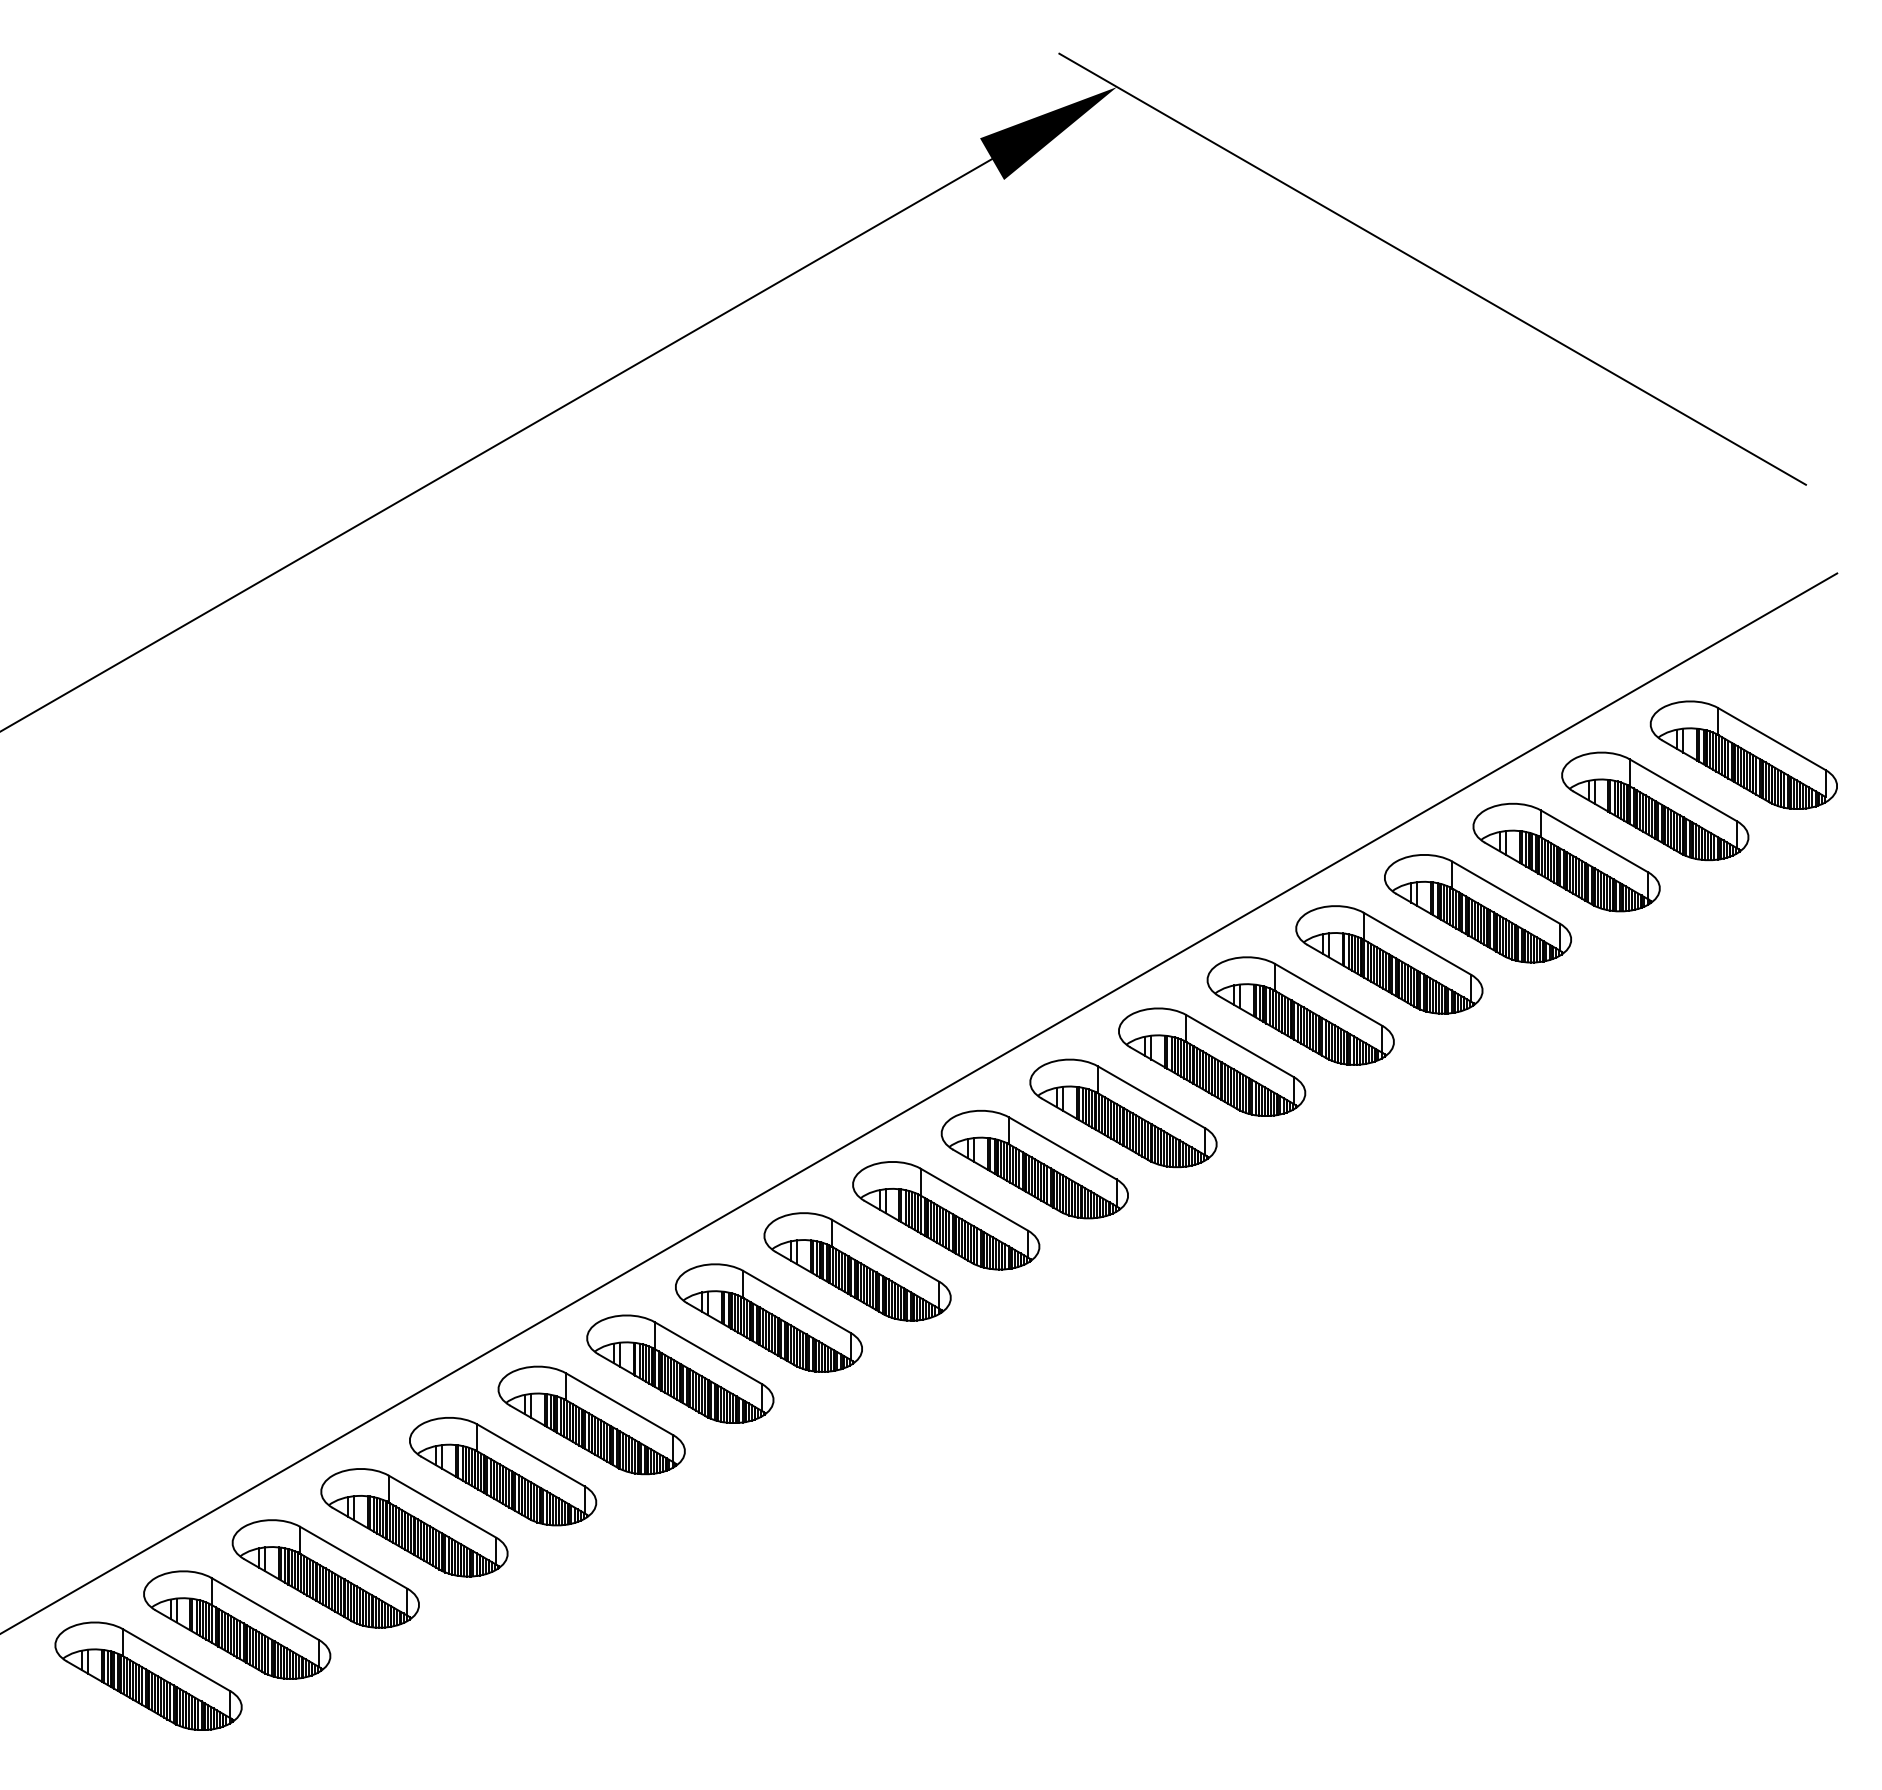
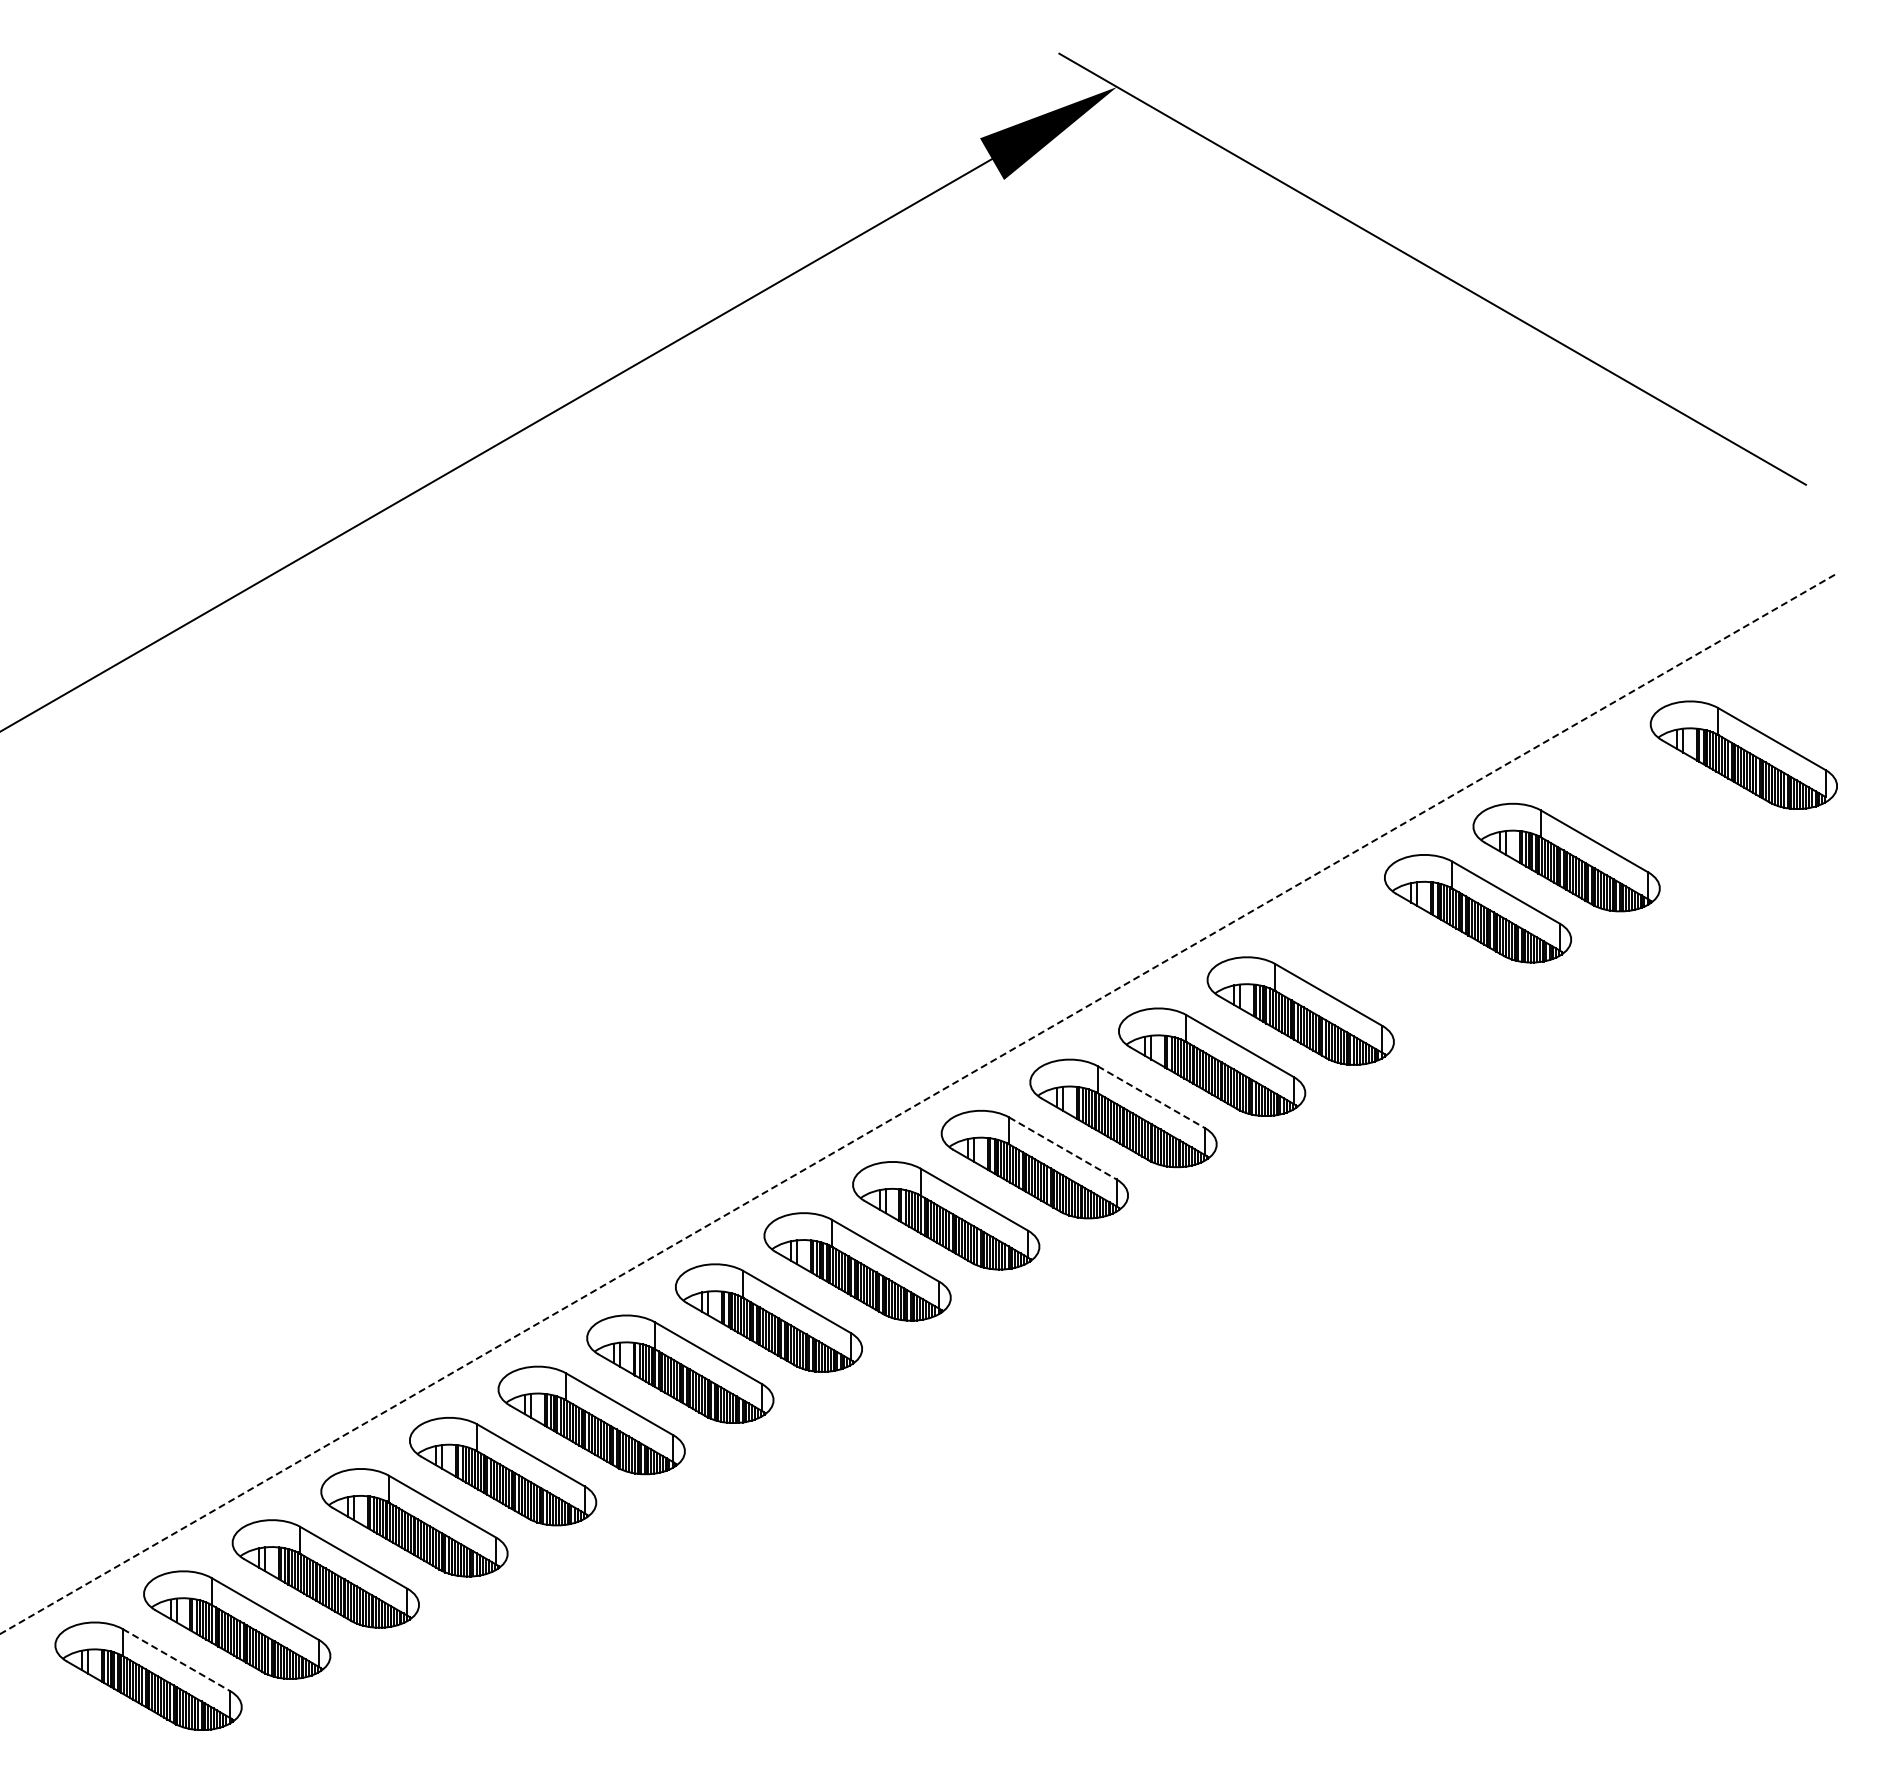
part: present -> none (1655, 805)
part: present -> none (1389, 959)
line: solid -> dashed (1151, 1097)
line: solid -> dashed (919, 1103)
line: solid -> dashed (1062, 1148)
line: solid -> dashed (176, 1660)
